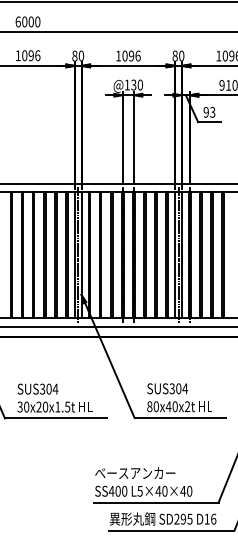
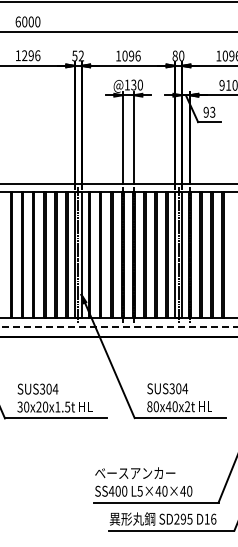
text: 1096 -> 1296 (24, 55)
text: 80 -> 52 (78, 55)
line: solid -> dashed (119, 326)
